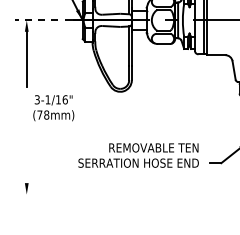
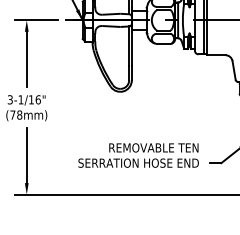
line: dashed -> solid (35, 20)
text position: (53, 108) -> (26, 108) (26, 108)
line: none -> present (26, 155)
line: none -> present (125, 194)
